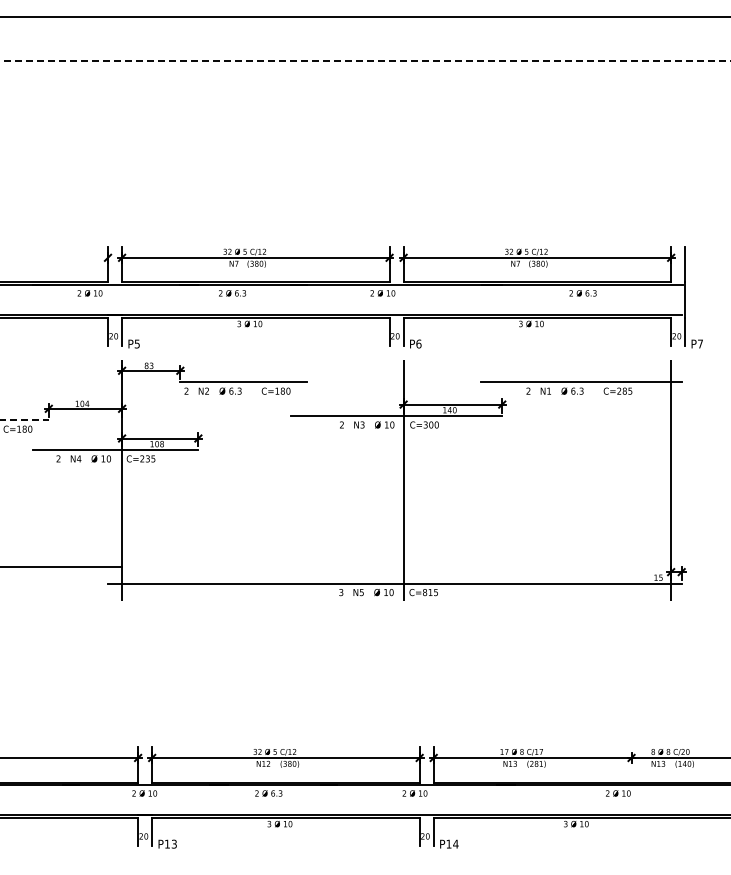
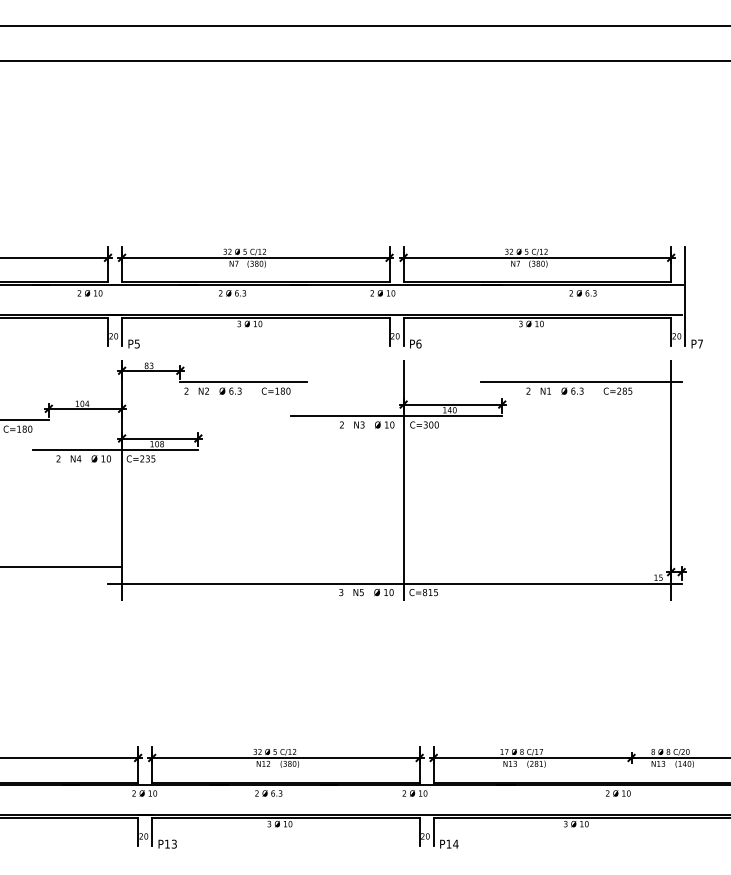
line position: (364, 17) -> (364, 26) (364, 26)
line: dashed -> solid (365, 61)
line: none -> present (56, 257)
line: dashed -> solid (24, 420)
